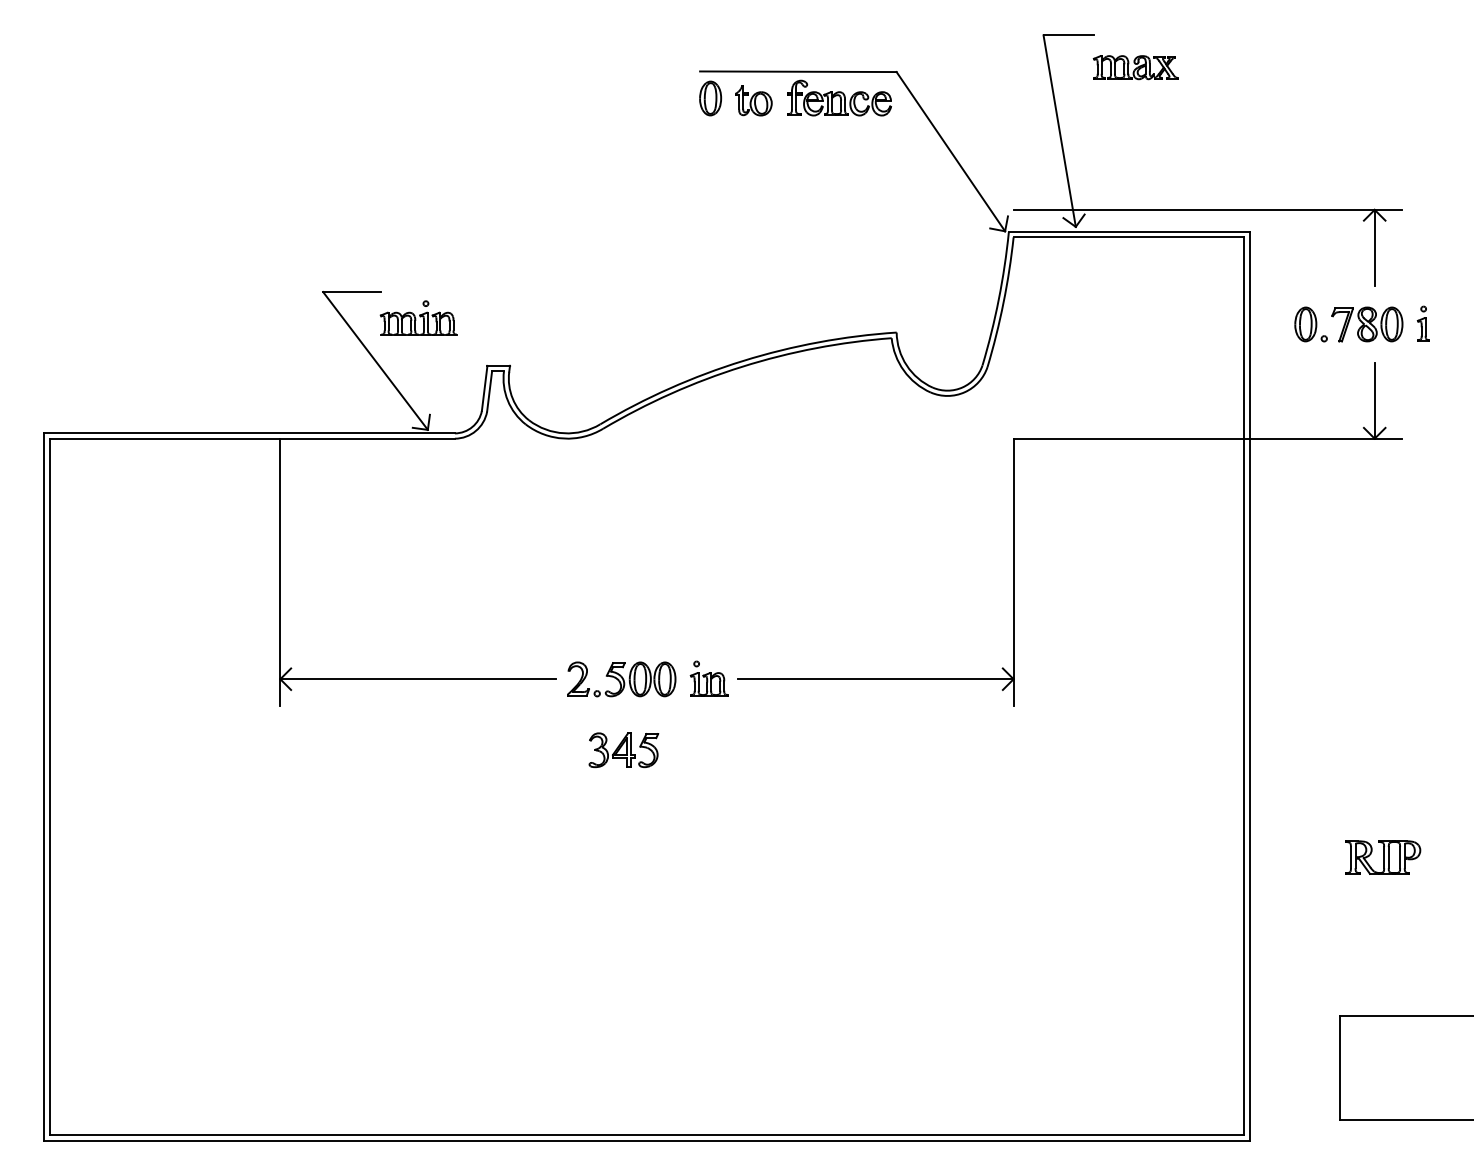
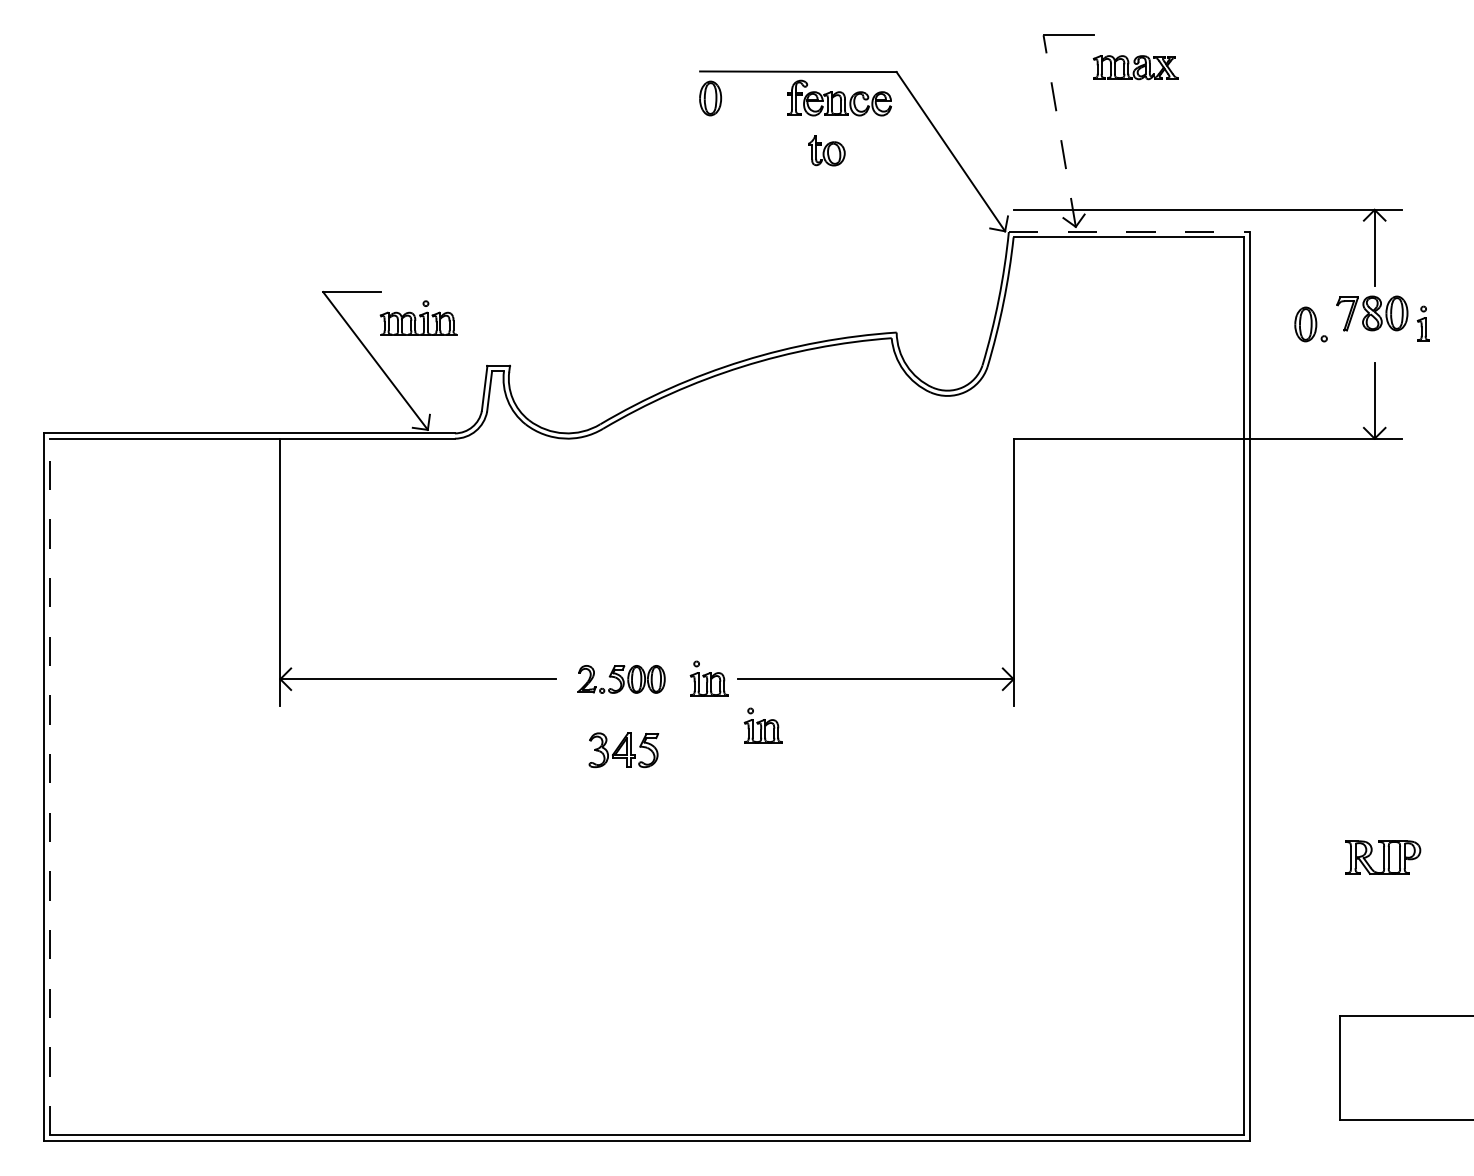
part position: (753, 100) -> (826, 150) (826, 150)
line: solid -> dashed (1059, 130)
line: solid -> dashed (1129, 232)
part position: (1367, 324) -> (1372, 313) (1372, 313)
part size: 110x37 px -> 89x29 px (621, 679)
part: none -> present (762, 725)
line: solid -> dashed (49, 786)
